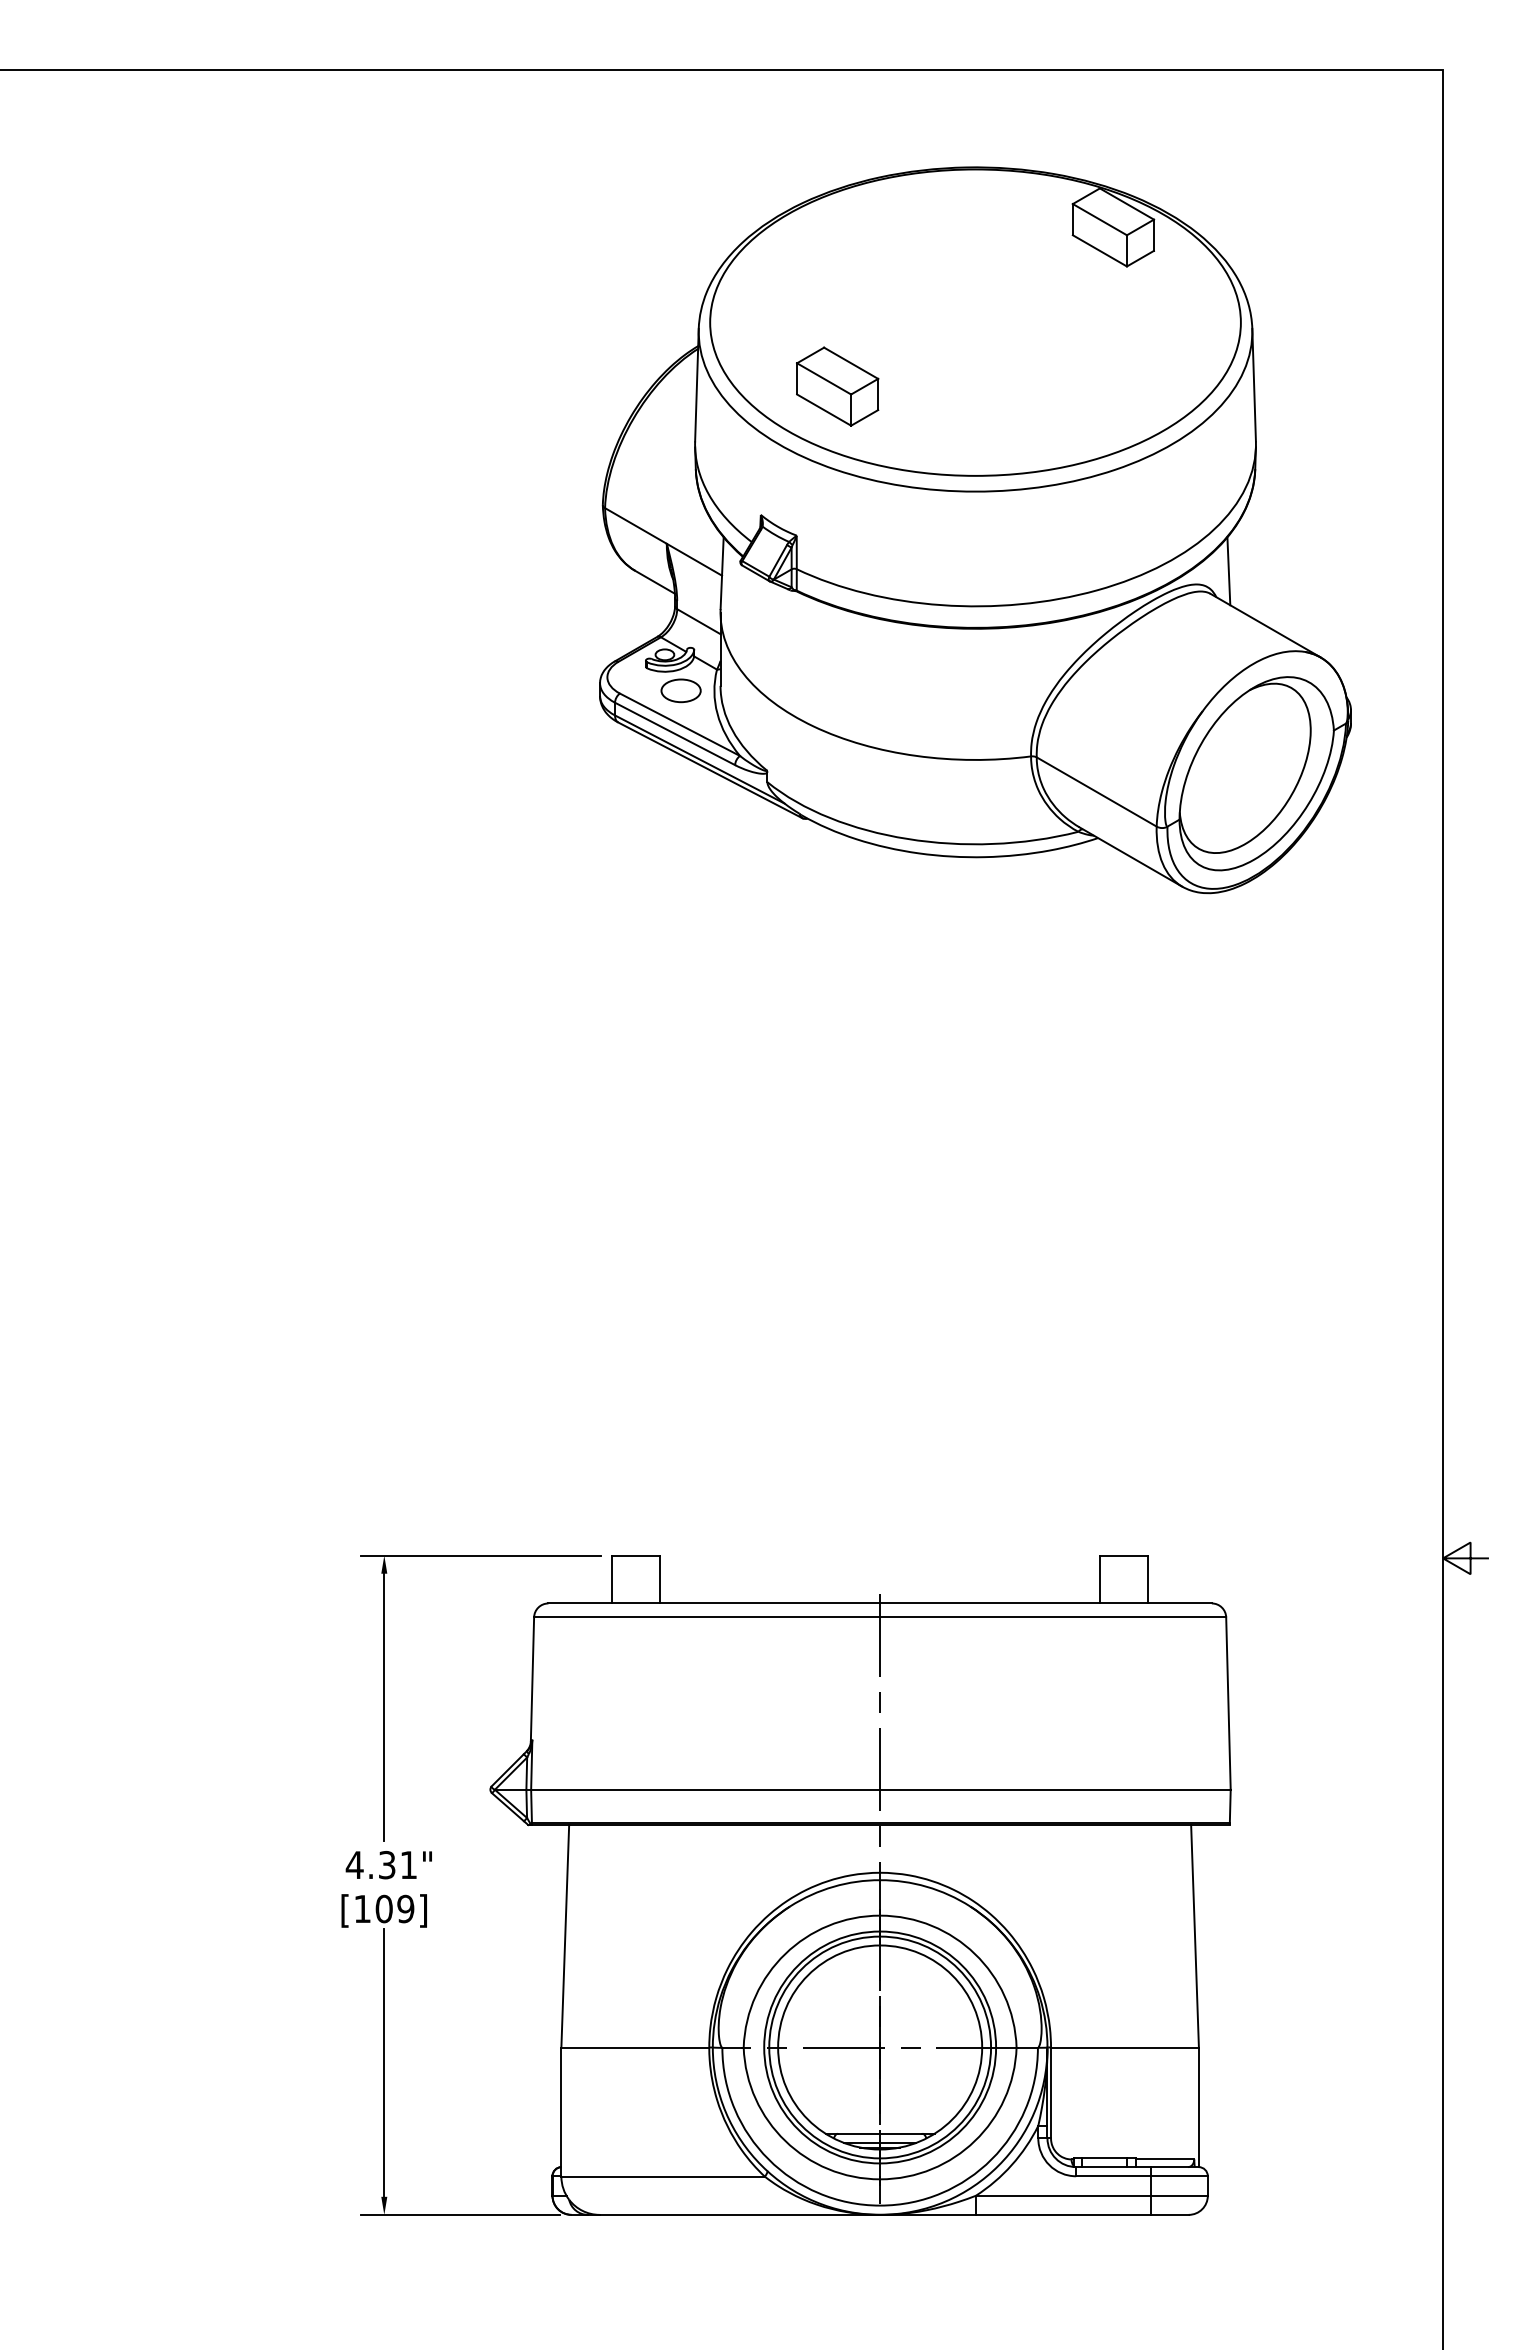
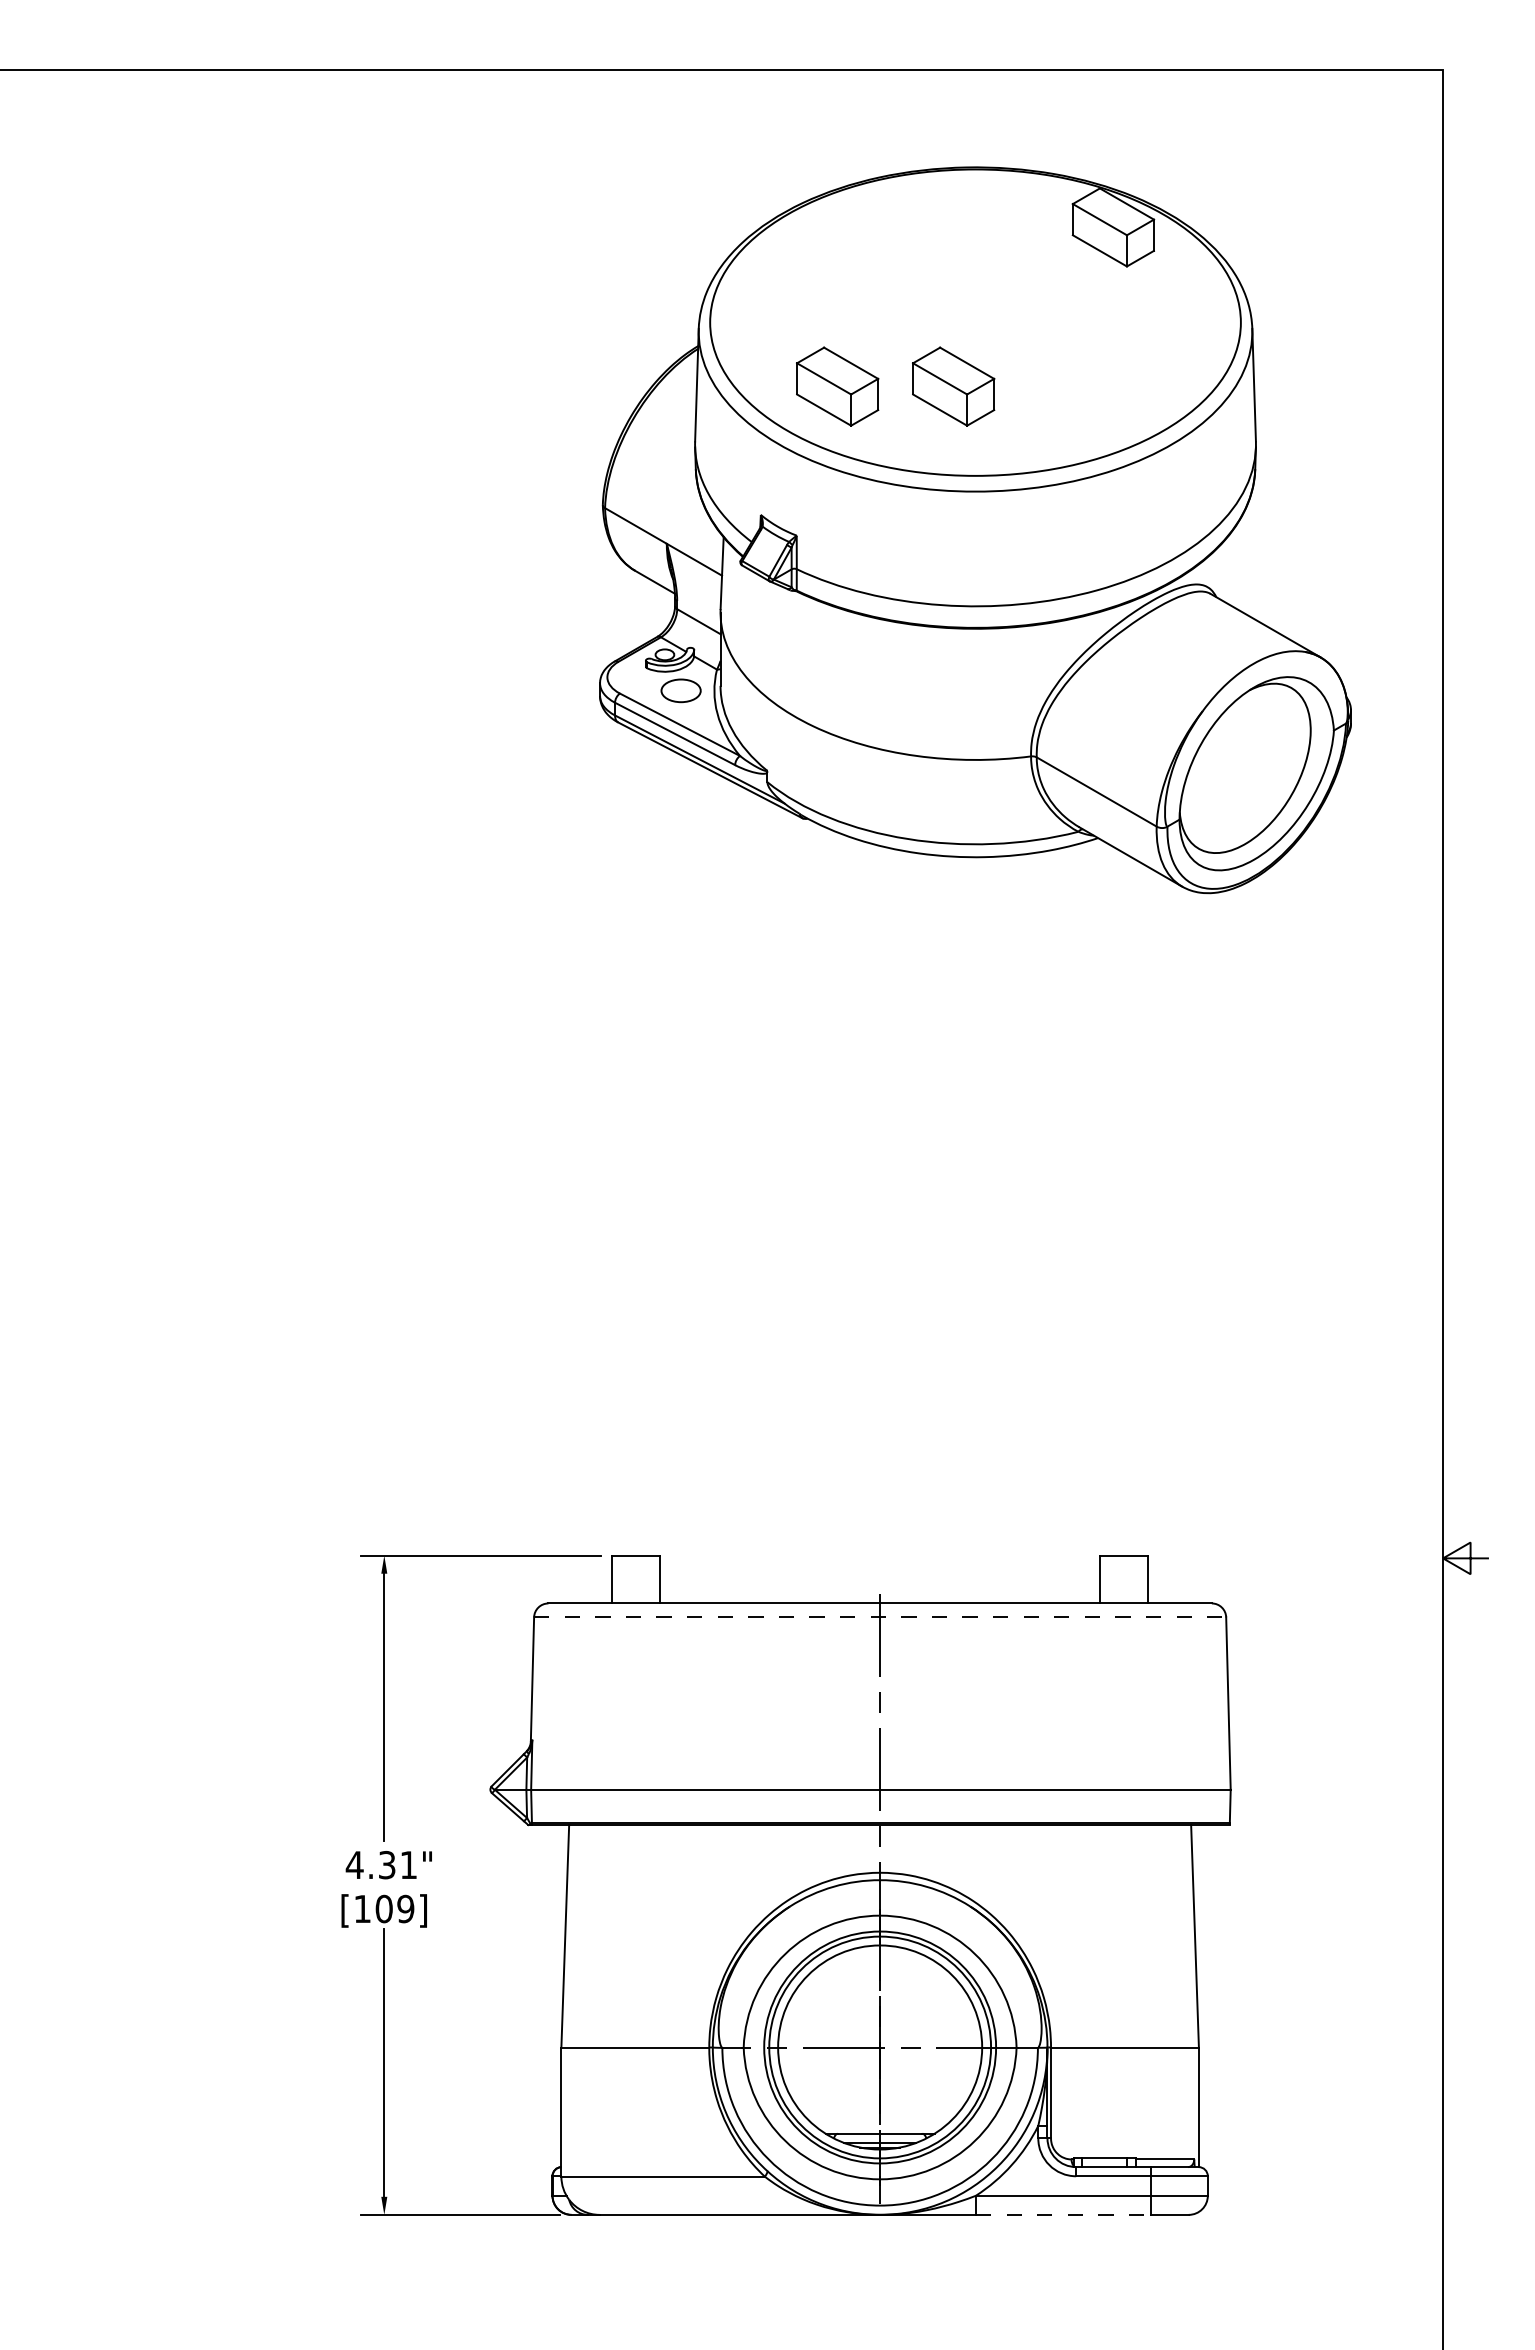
part: none -> present (953, 386)
line: present -> none (1228, 571)
line: solid -> dashed (880, 1617)
line: solid -> dashed (1063, 2214)
